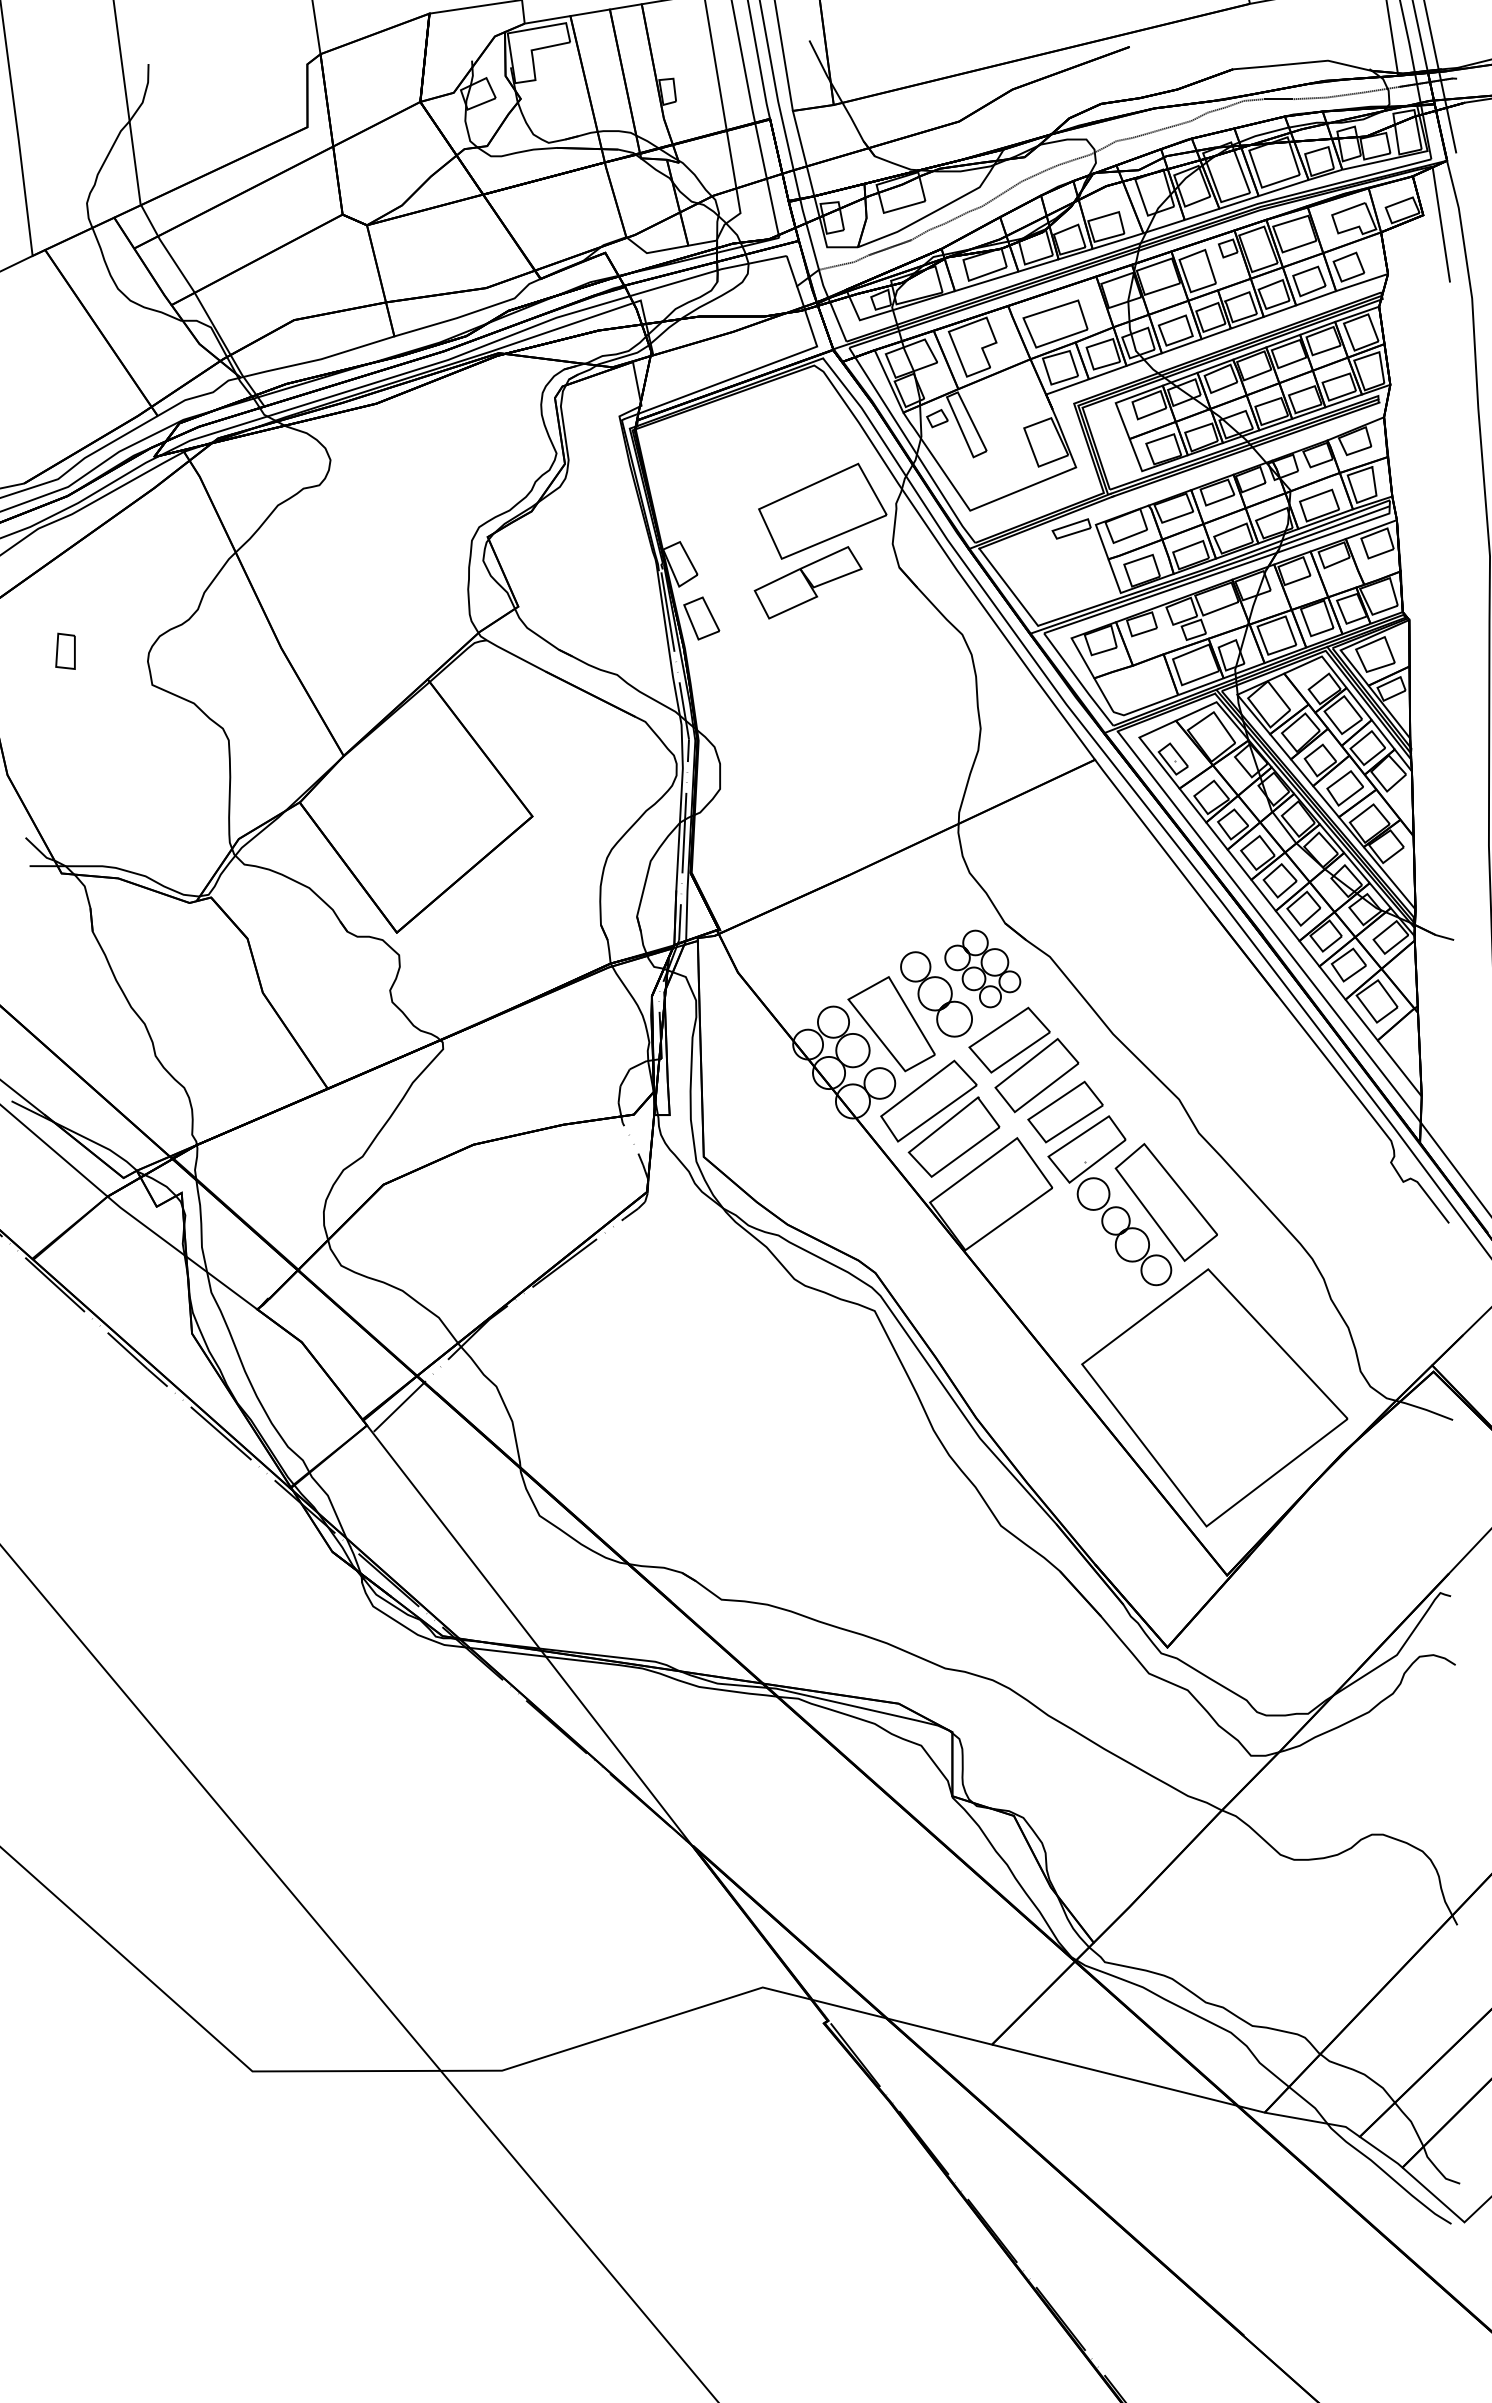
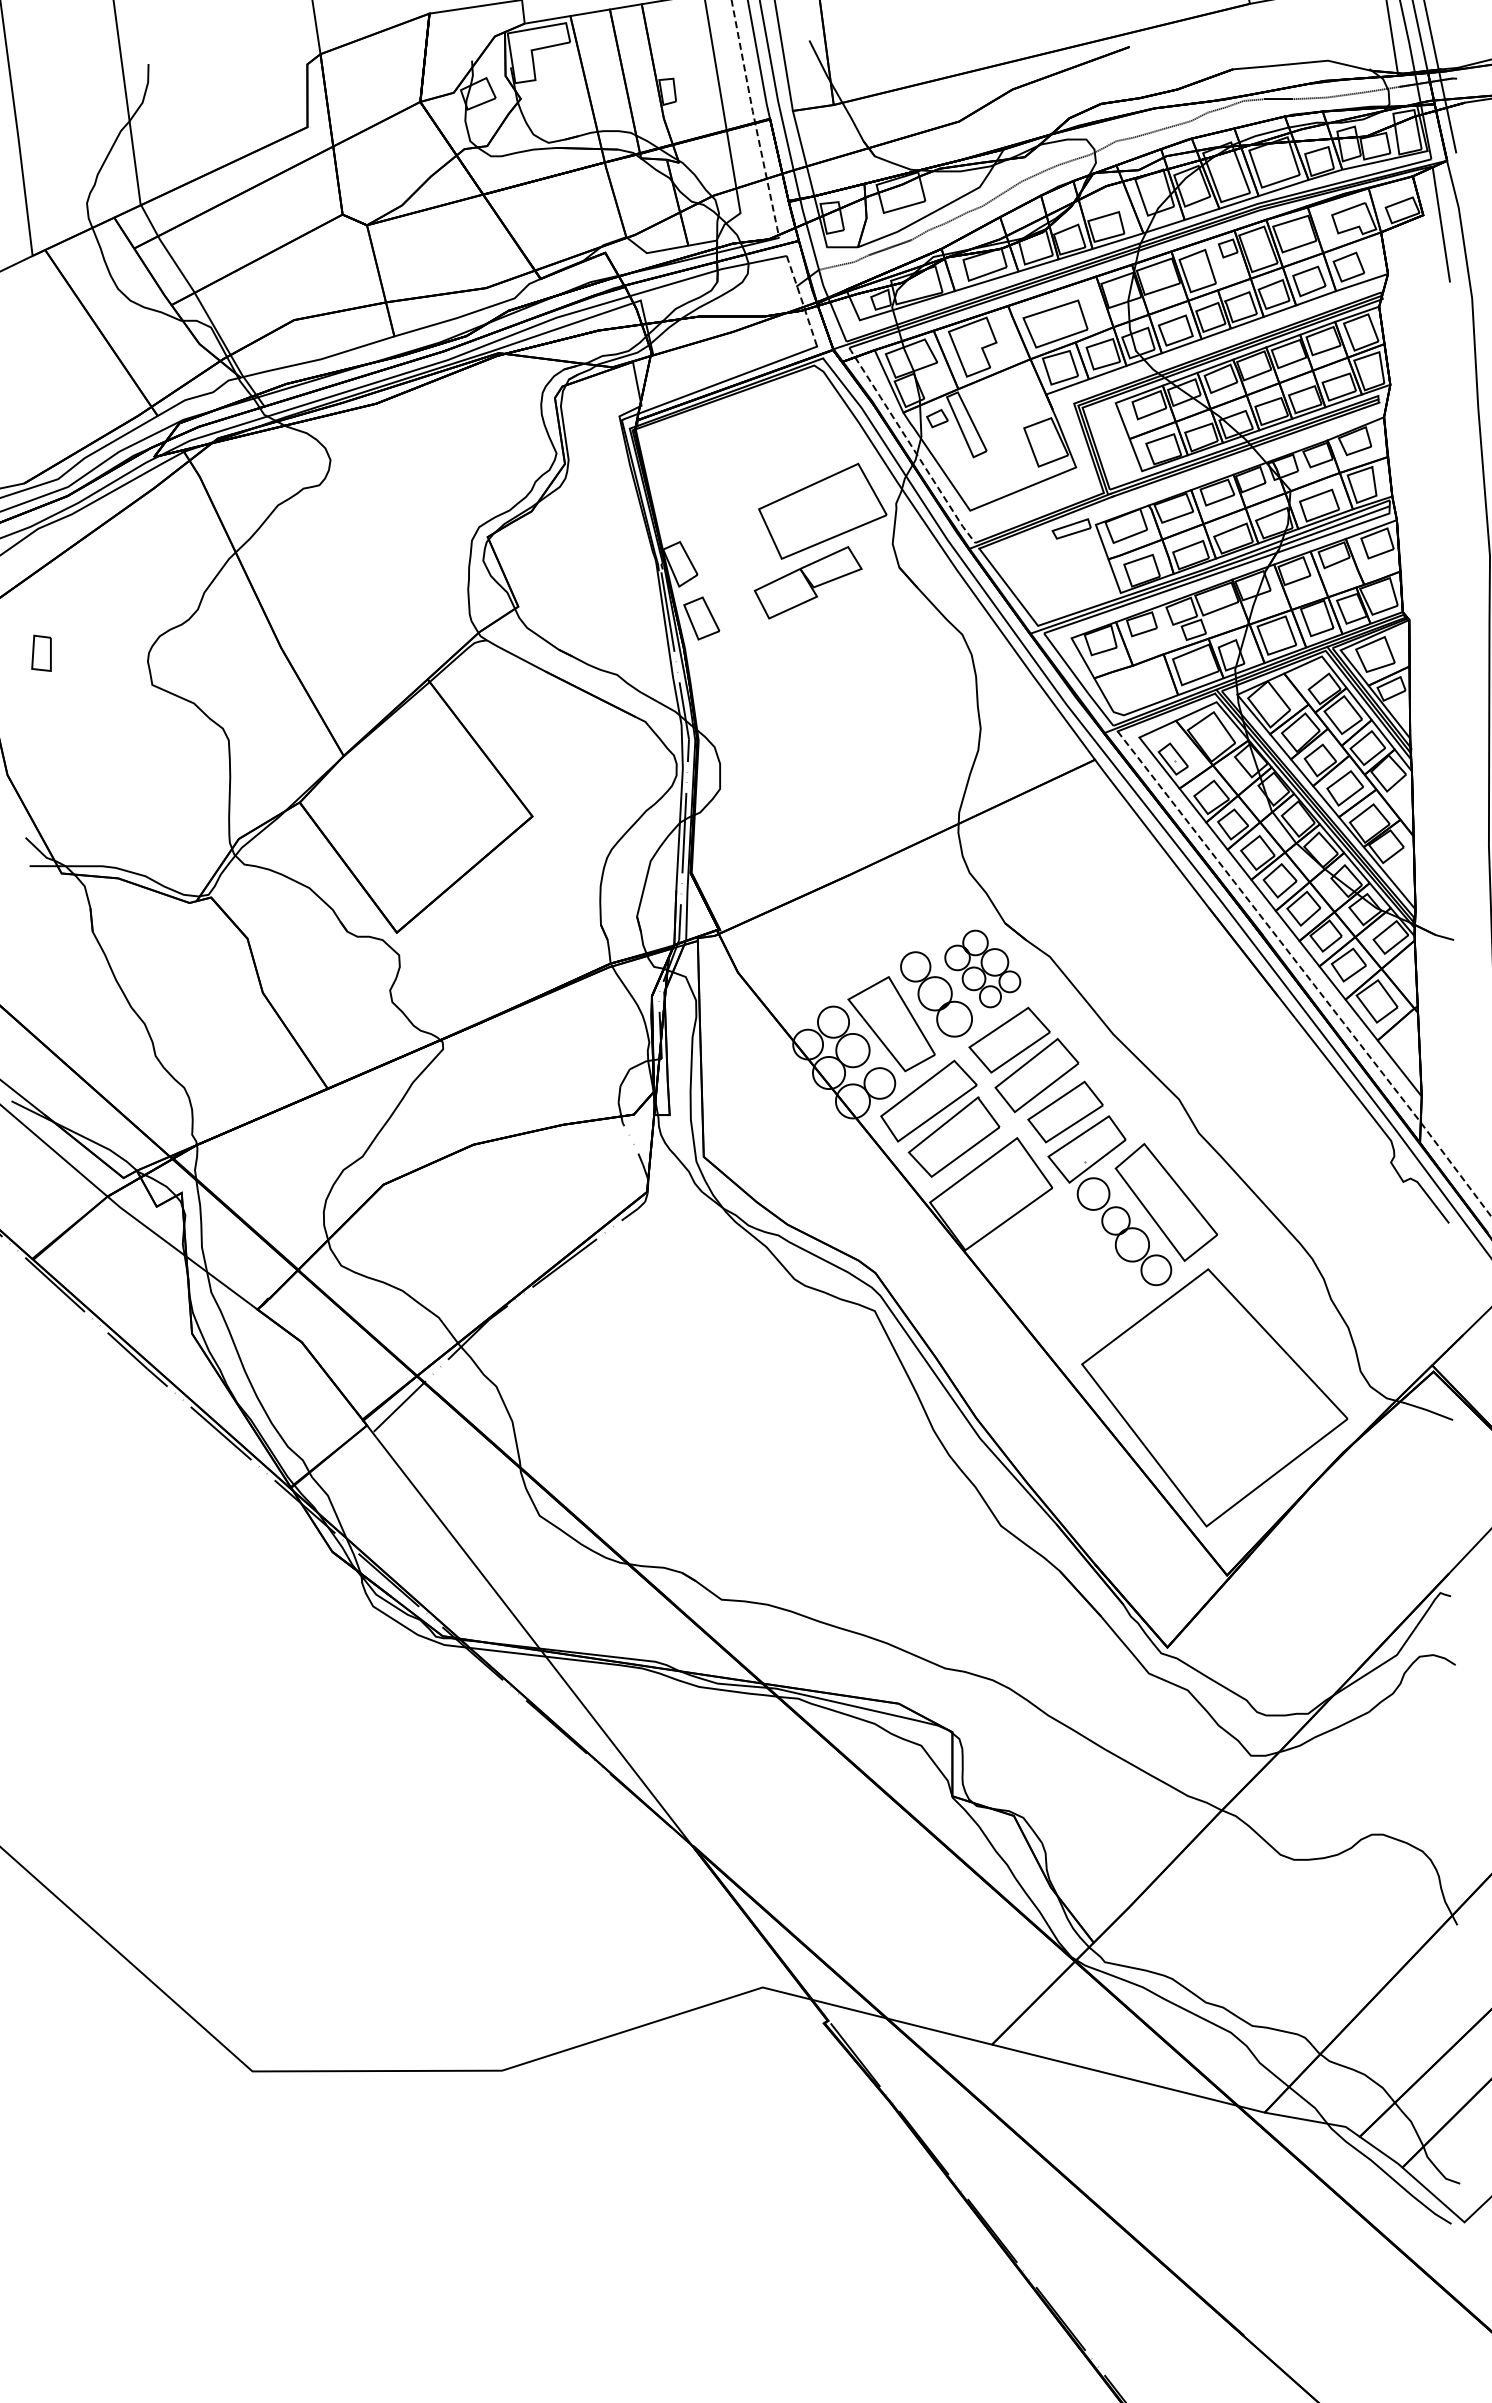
line: solid -> dashed (754, 120)
line: solid -> dashed (801, 300)
line: solid -> dashed (911, 446)
part position: (65, 650) -> (41, 652) (41, 652)
line: solid -> dashed (1305, 973)
line: present -> none (359, 1973)
